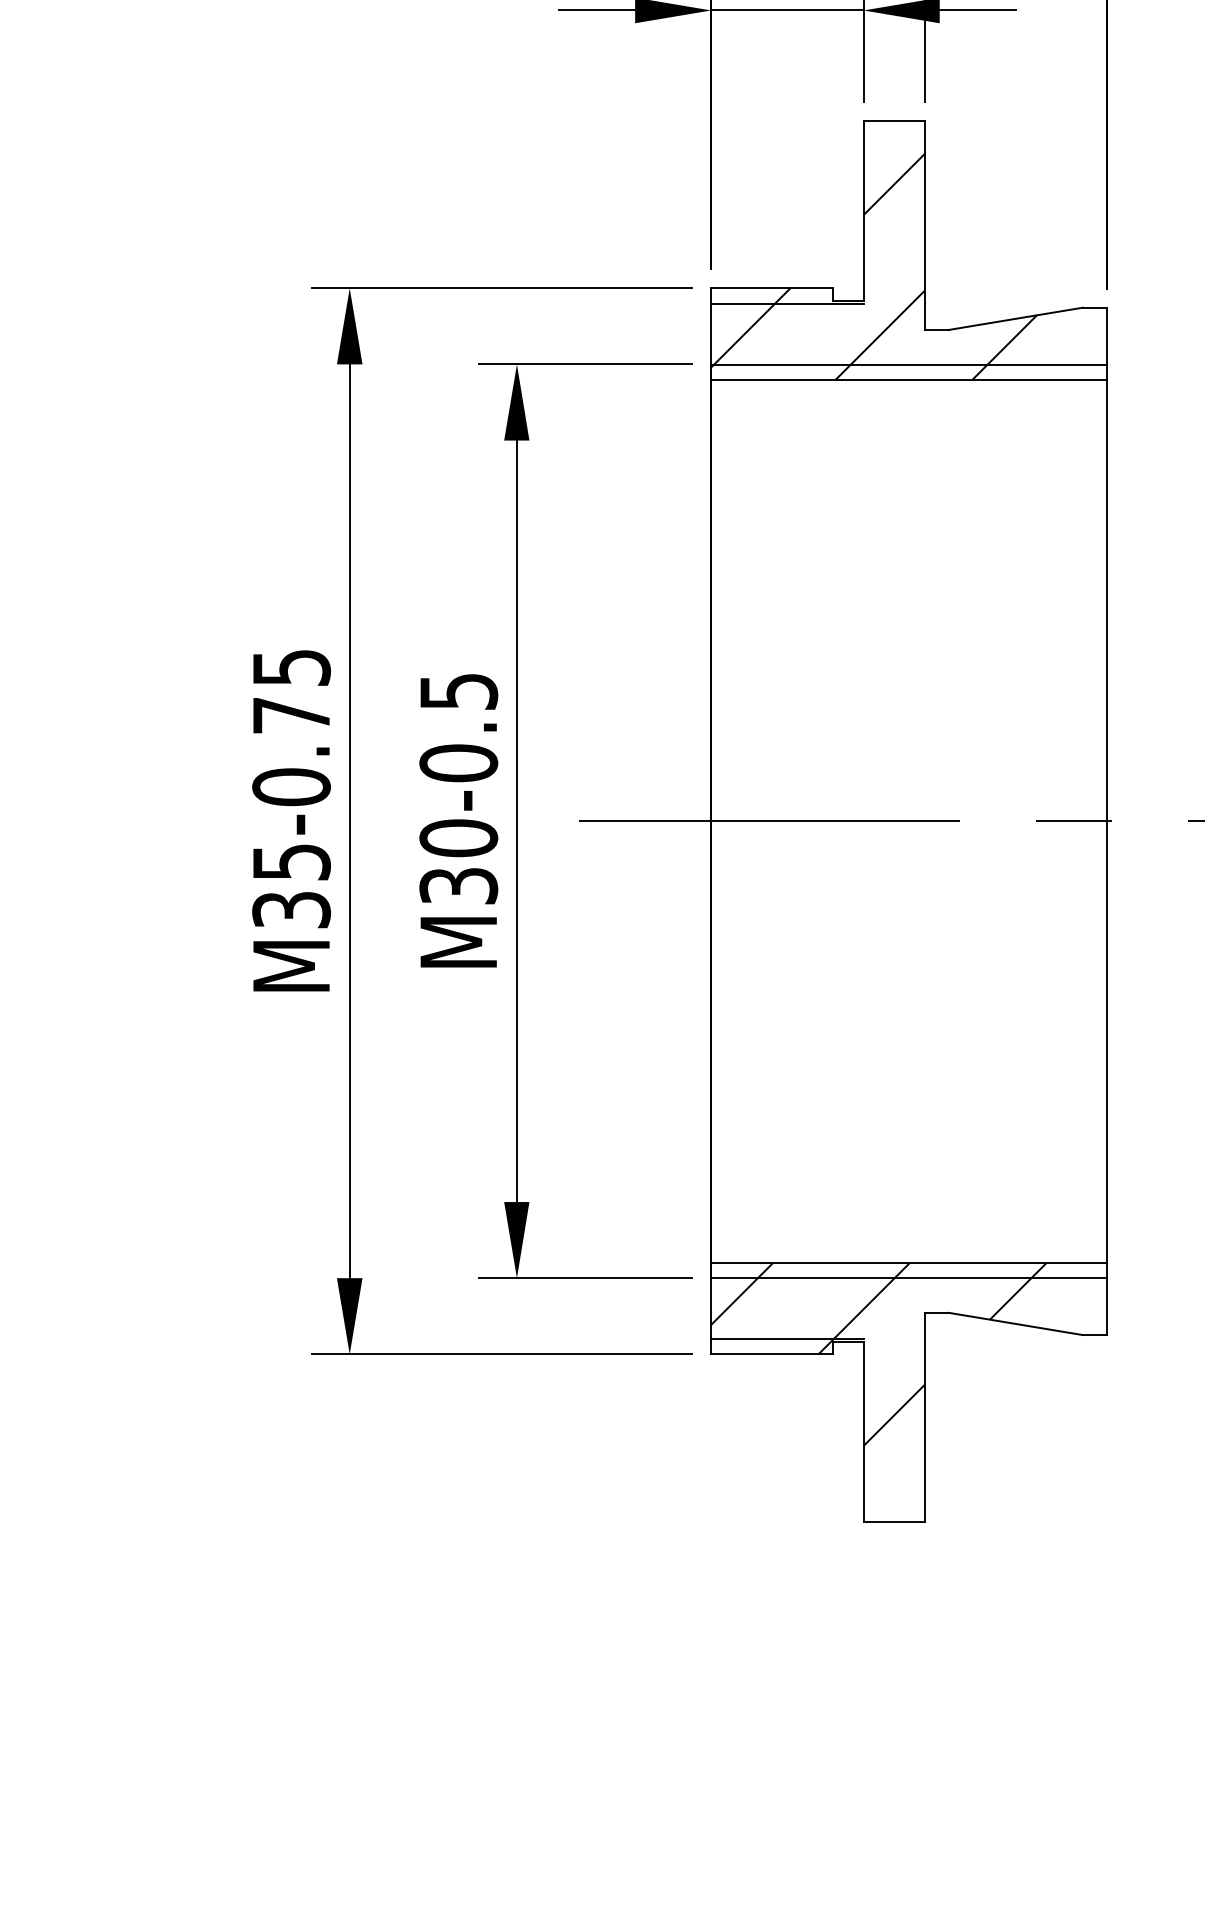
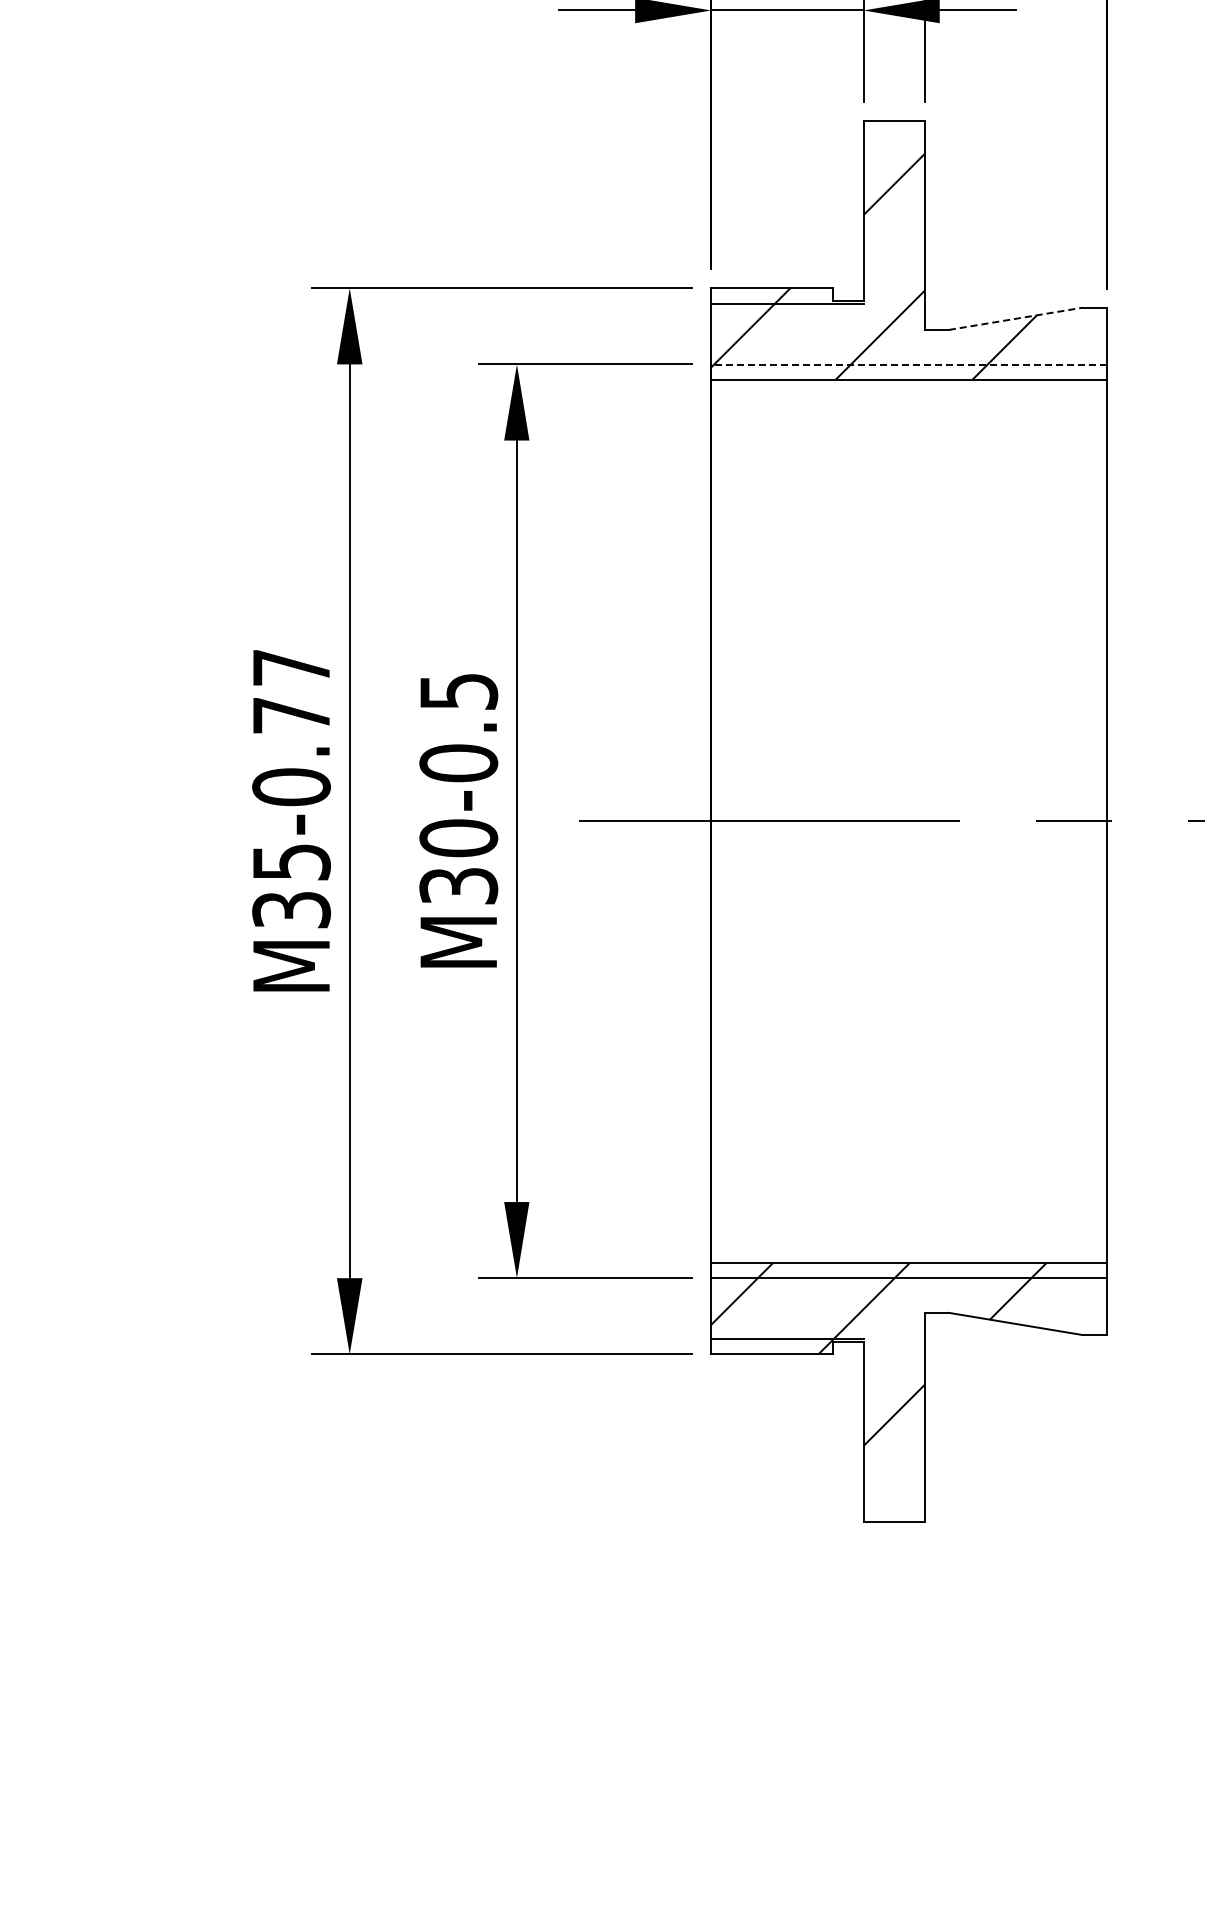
line: solid -> dashed (1015, 318)
line: solid -> dashed (909, 364)
text: M35-0.75 -> M35-0.77 (291, 667)
